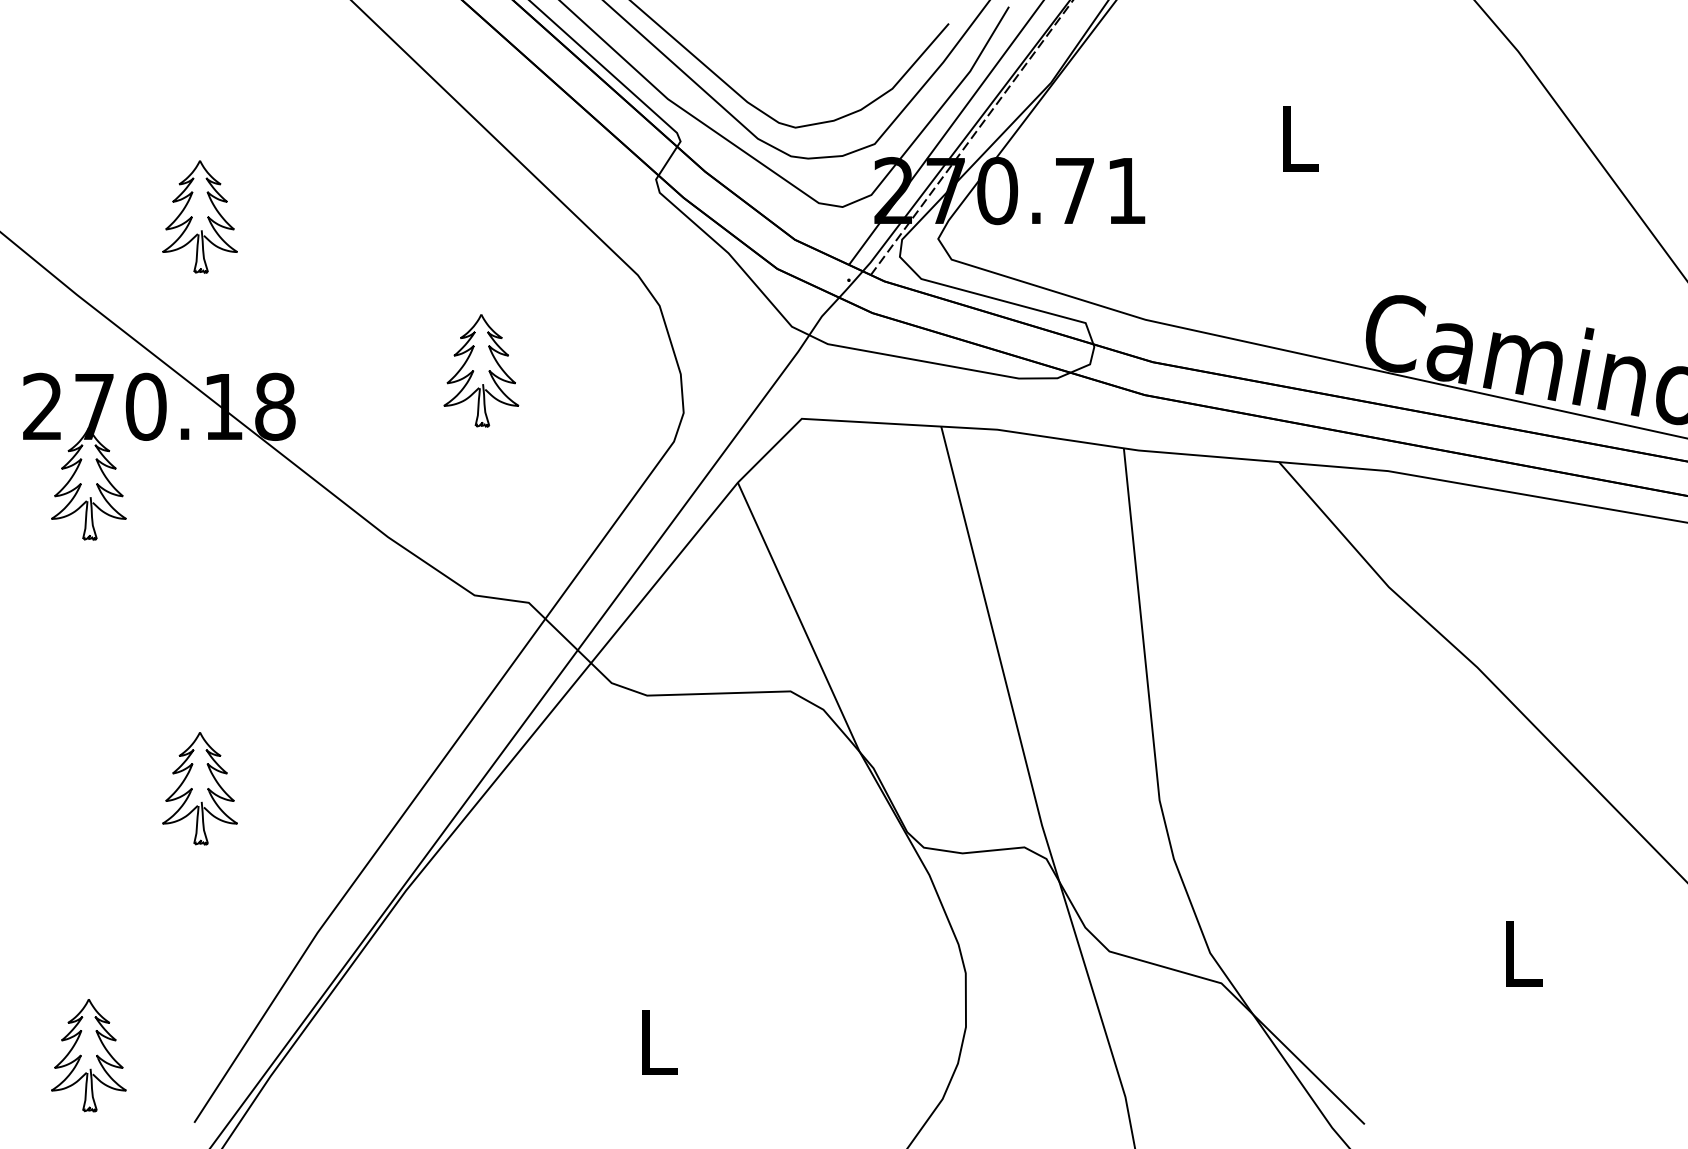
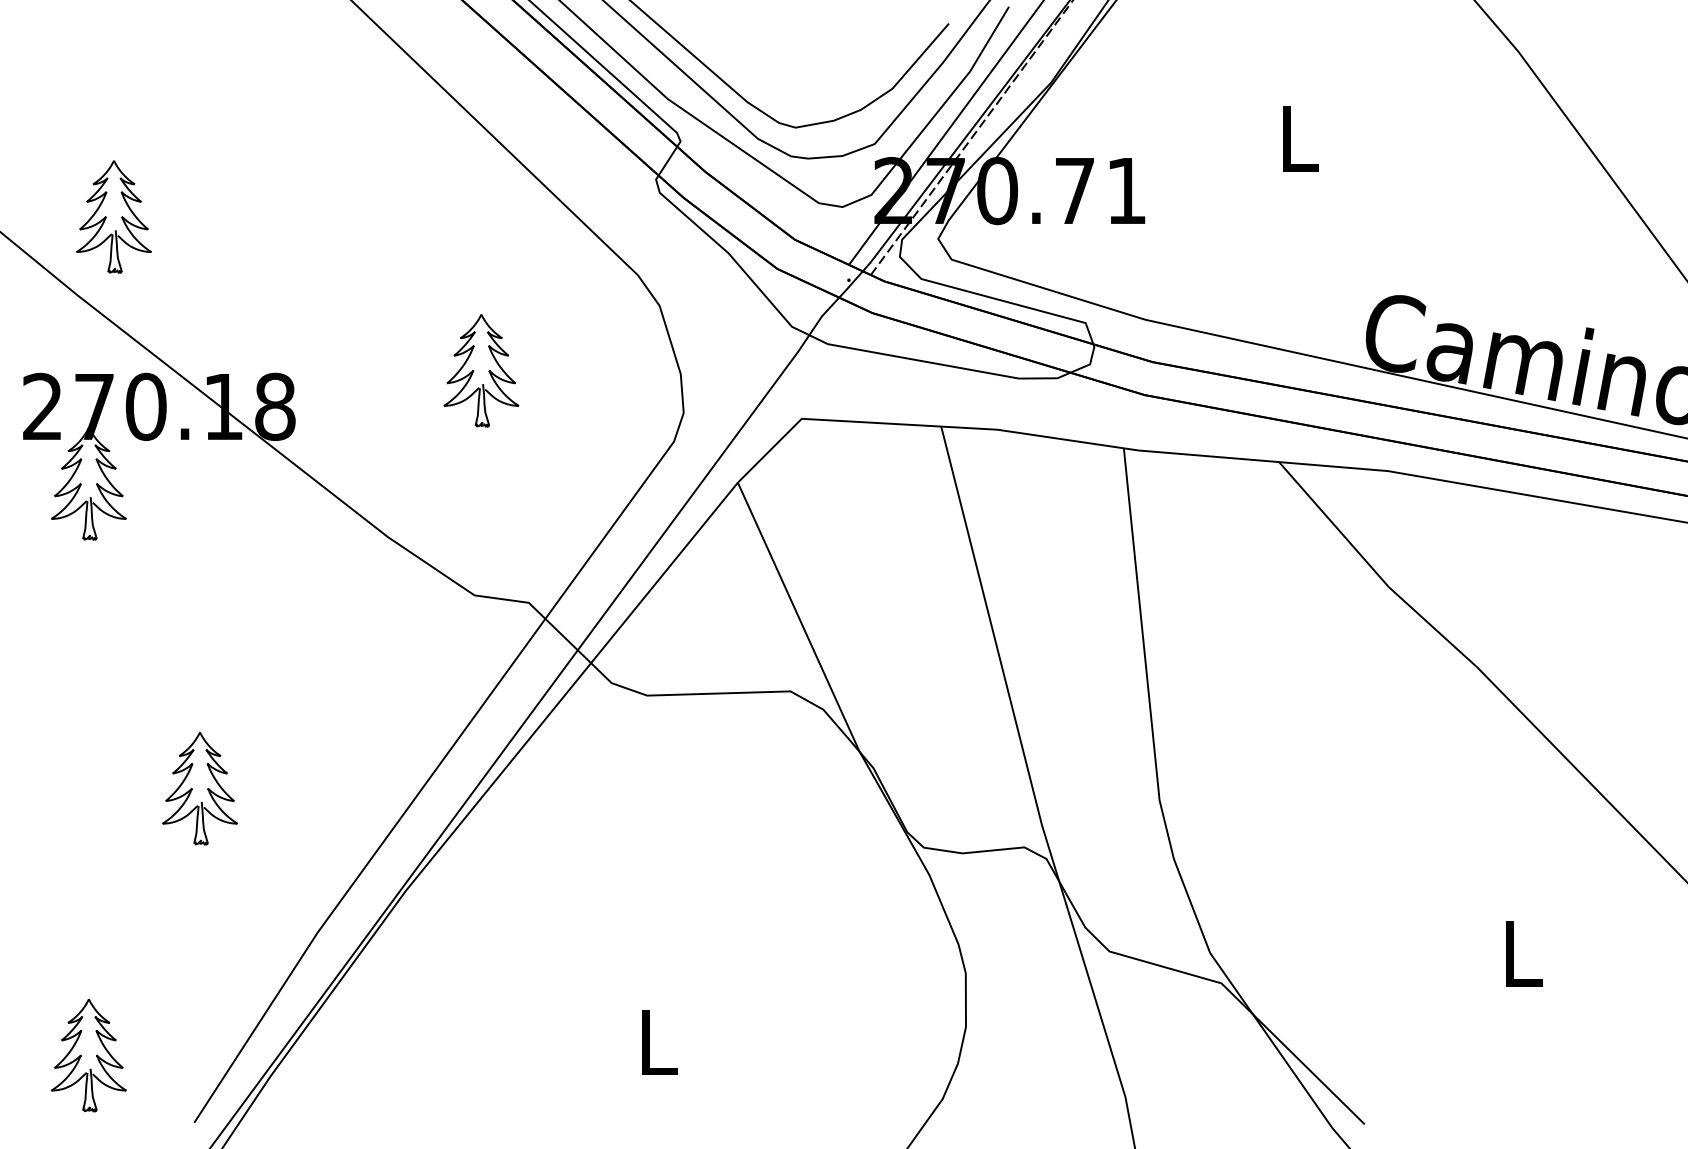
part position: (199, 216) -> (113, 216) (113, 216)
